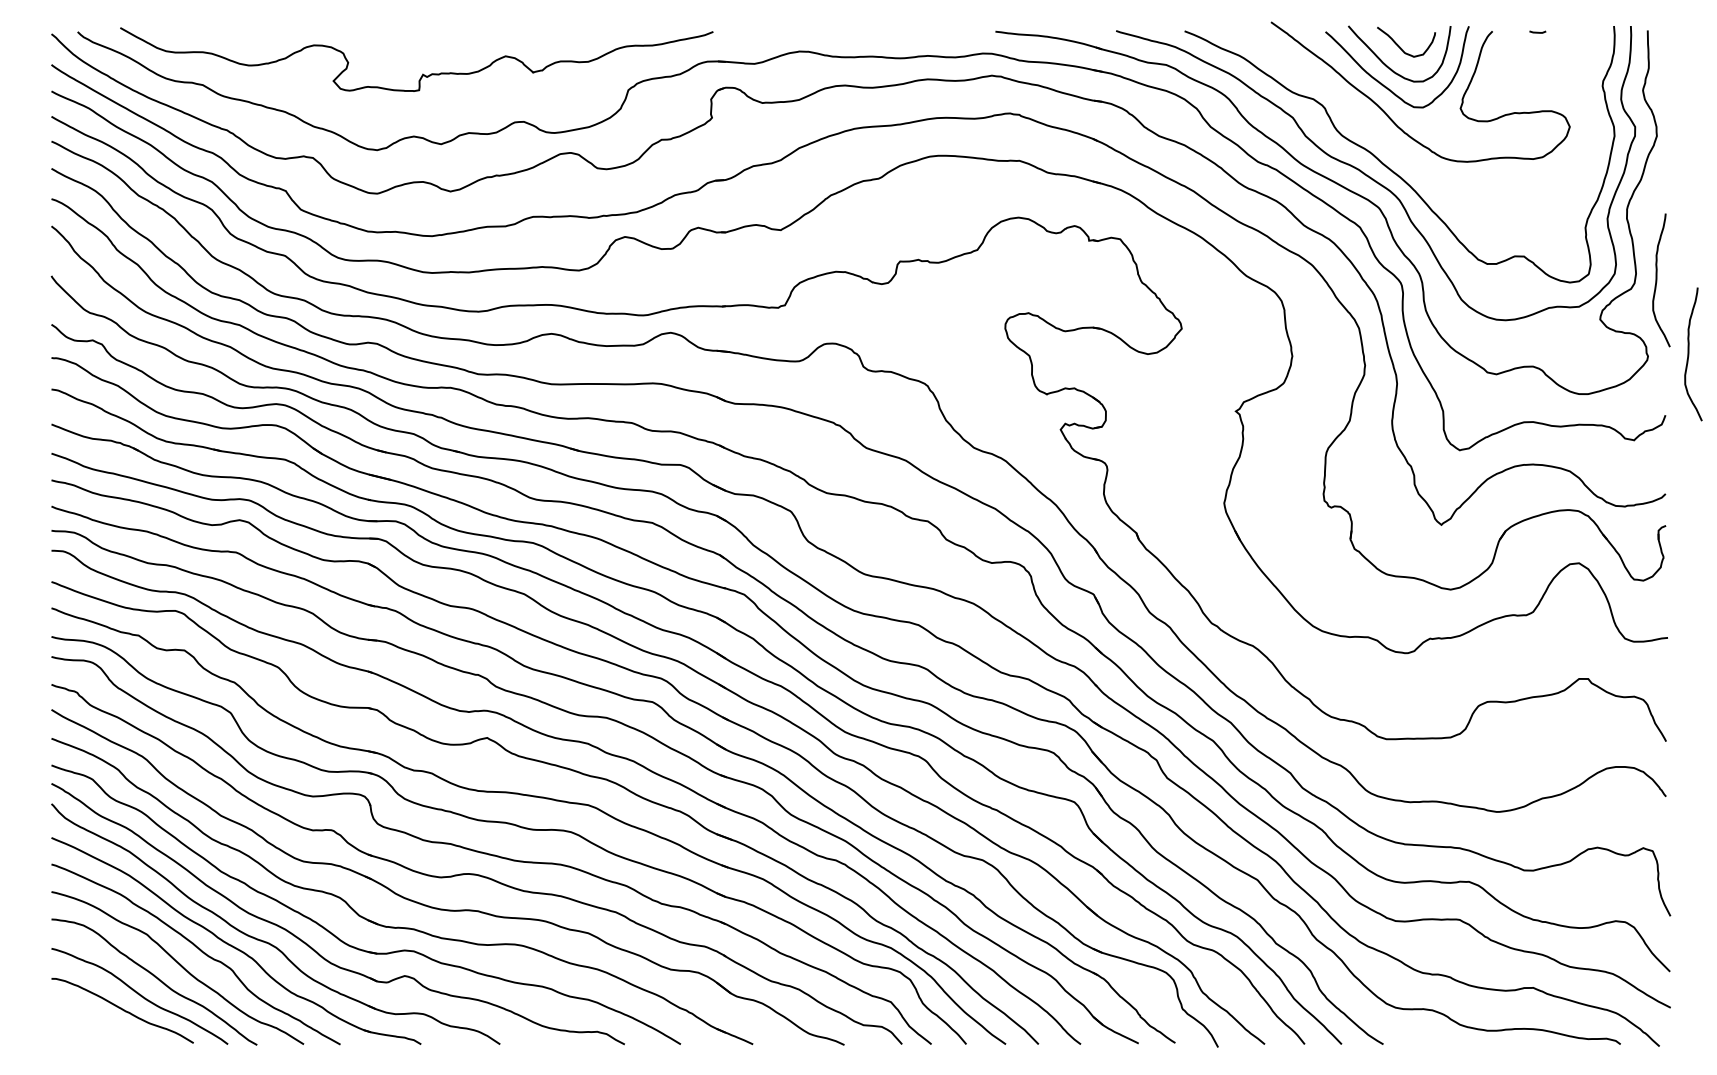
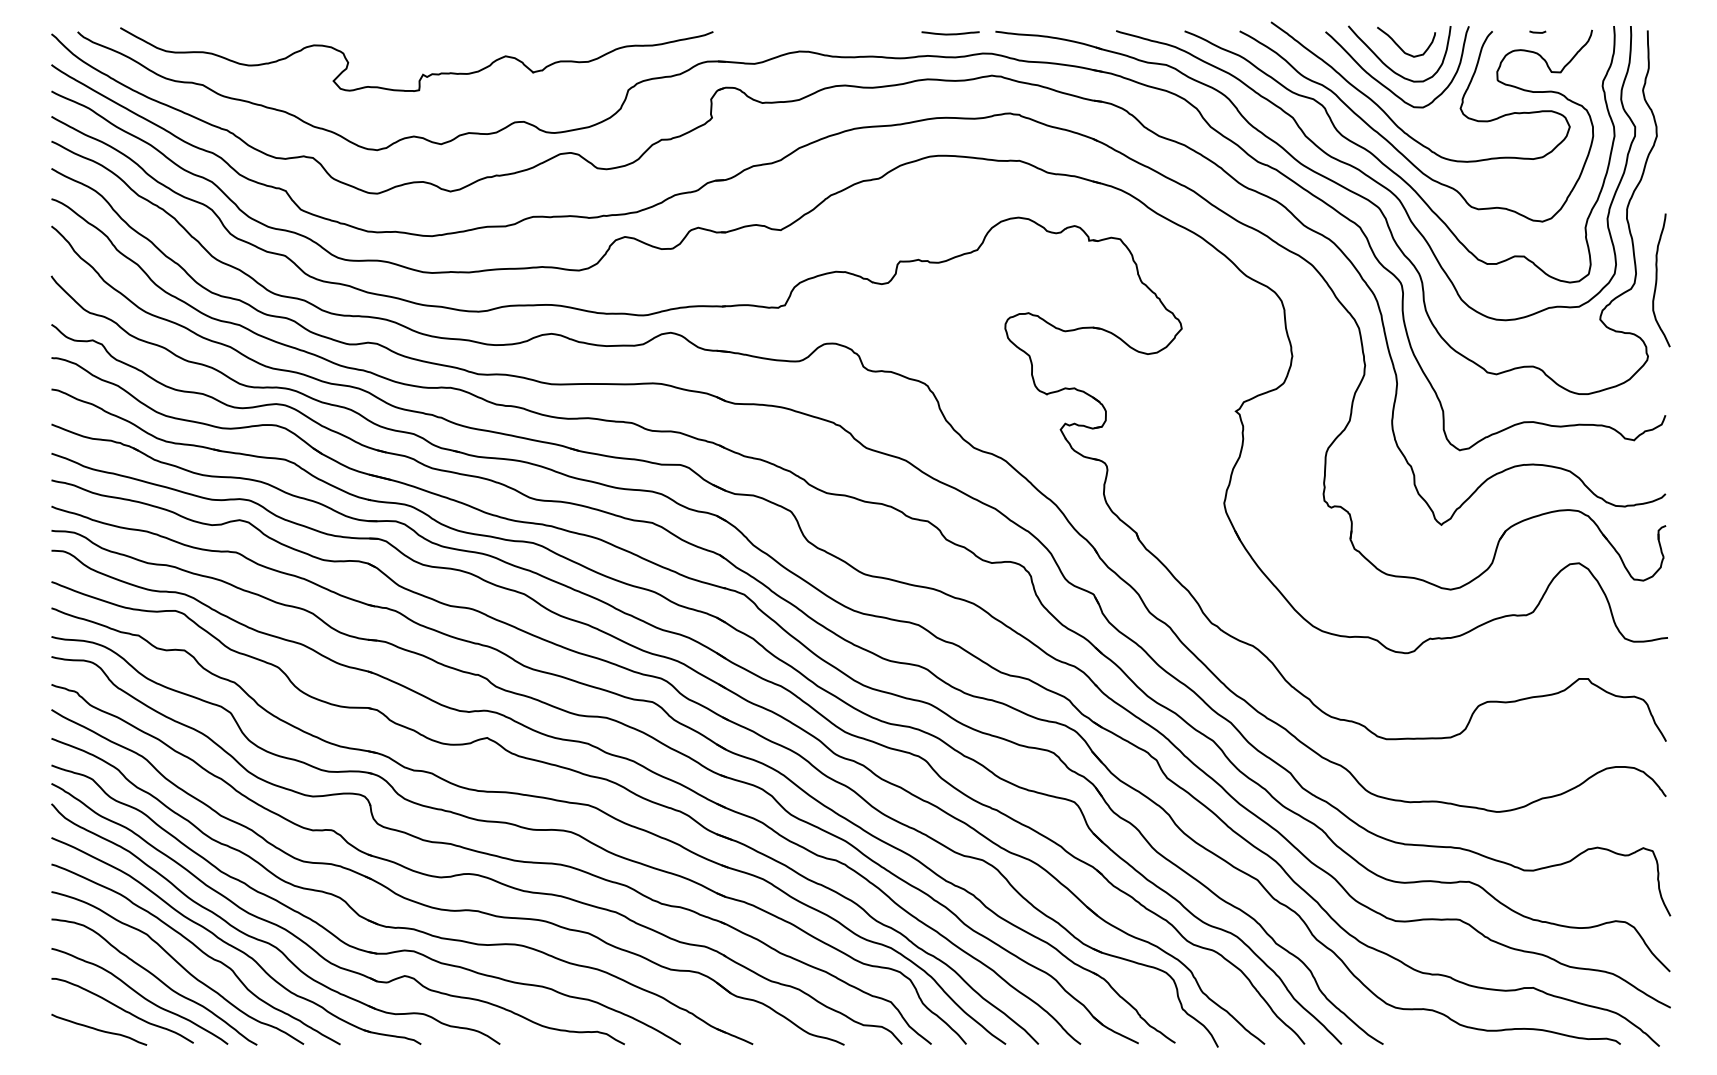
curve: none -> present (950, 33)
curve: none -> present (1398, 149)
curve: present -> none (1689, 354)
curve: none -> present (99, 1029)
